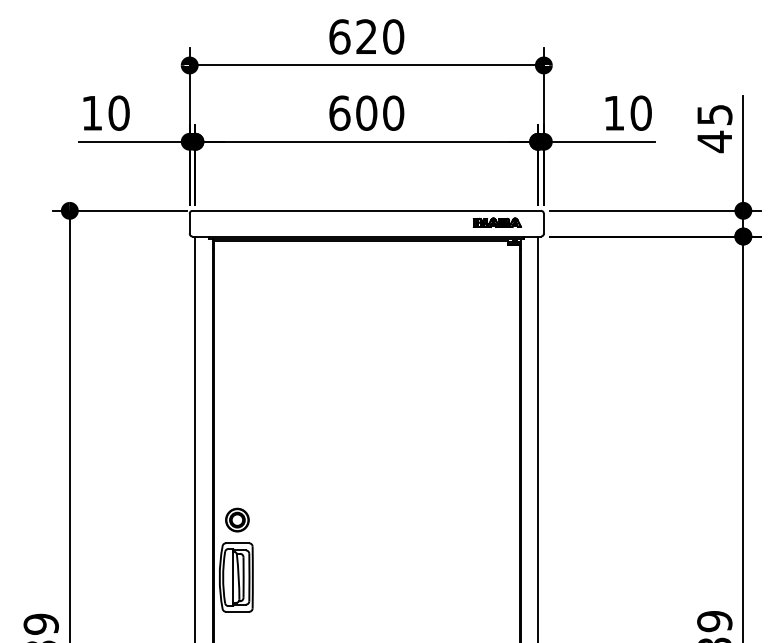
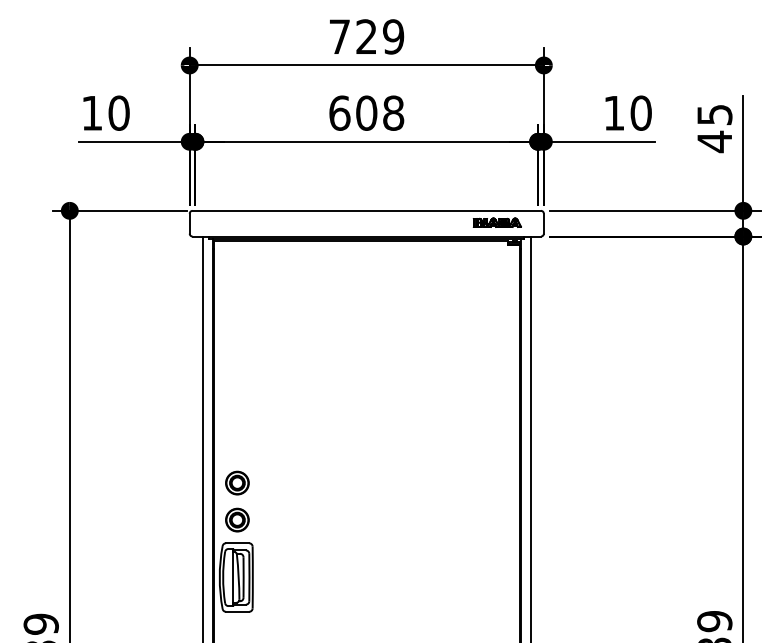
text: 620 -> 729 (366, 36)
text: 600 -> 608 (393, 112)
line position: (195, 437) -> (203, 437) (203, 437)
line position: (538, 437) -> (531, 437) (531, 437)
part: none -> present (237, 482)
